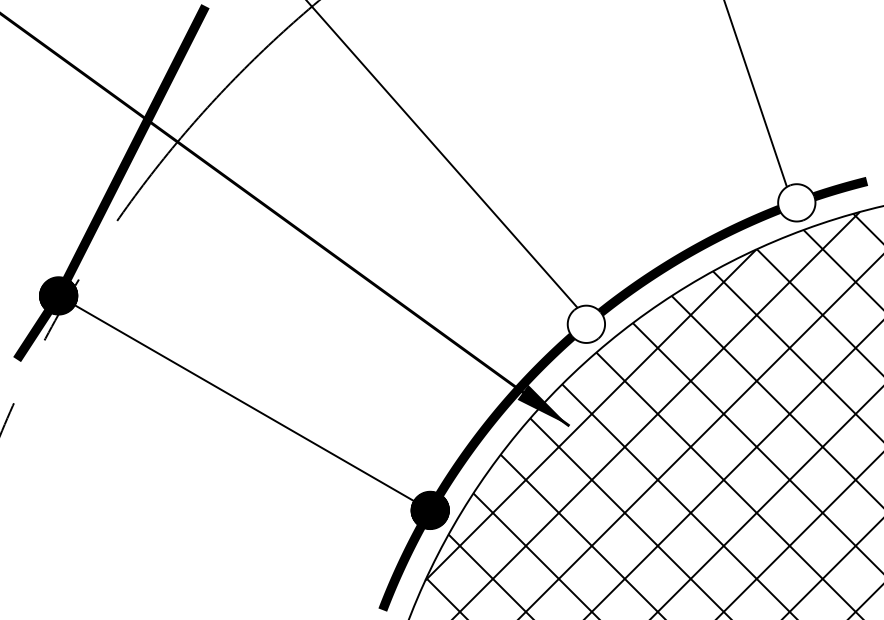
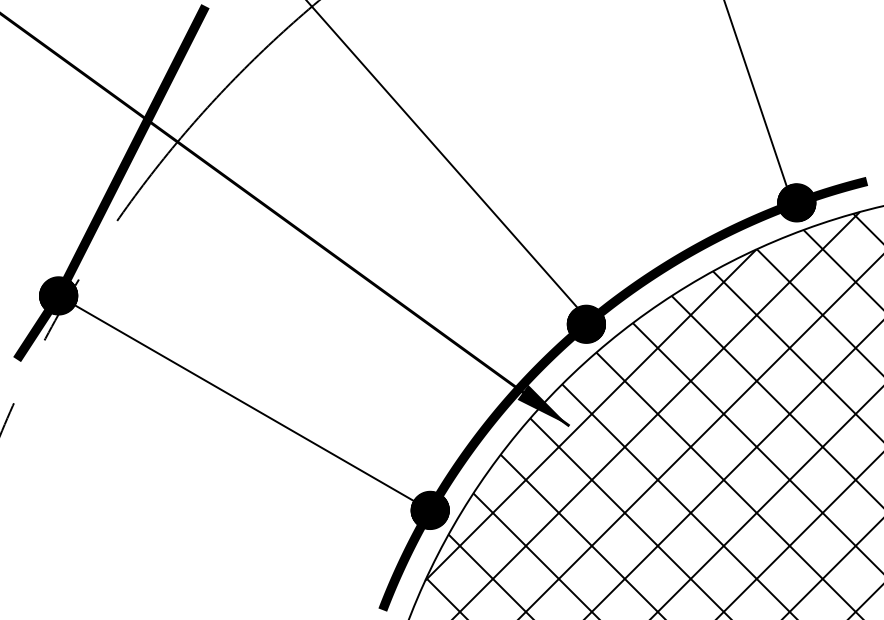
hatch: none -> present (796, 202)
hatch: none -> present (586, 323)
